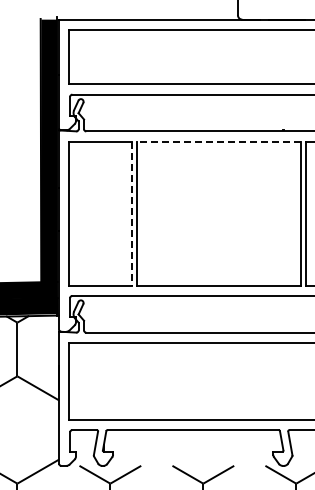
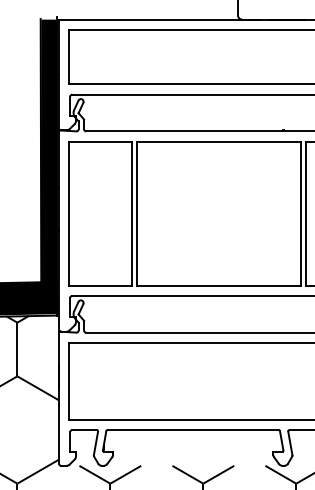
line: dashed -> solid (218, 141)
line: dashed -> solid (131, 213)
